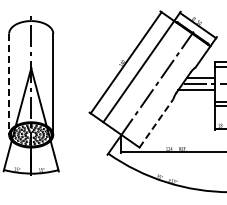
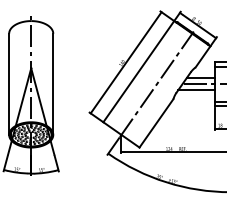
line: dashed -> solid (9, 84)
line: dashed -> solid (156, 123)
